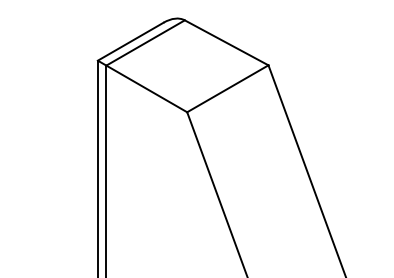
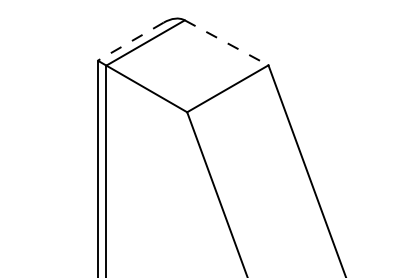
line: solid -> dashed (130, 41)
line: solid -> dashed (227, 43)
